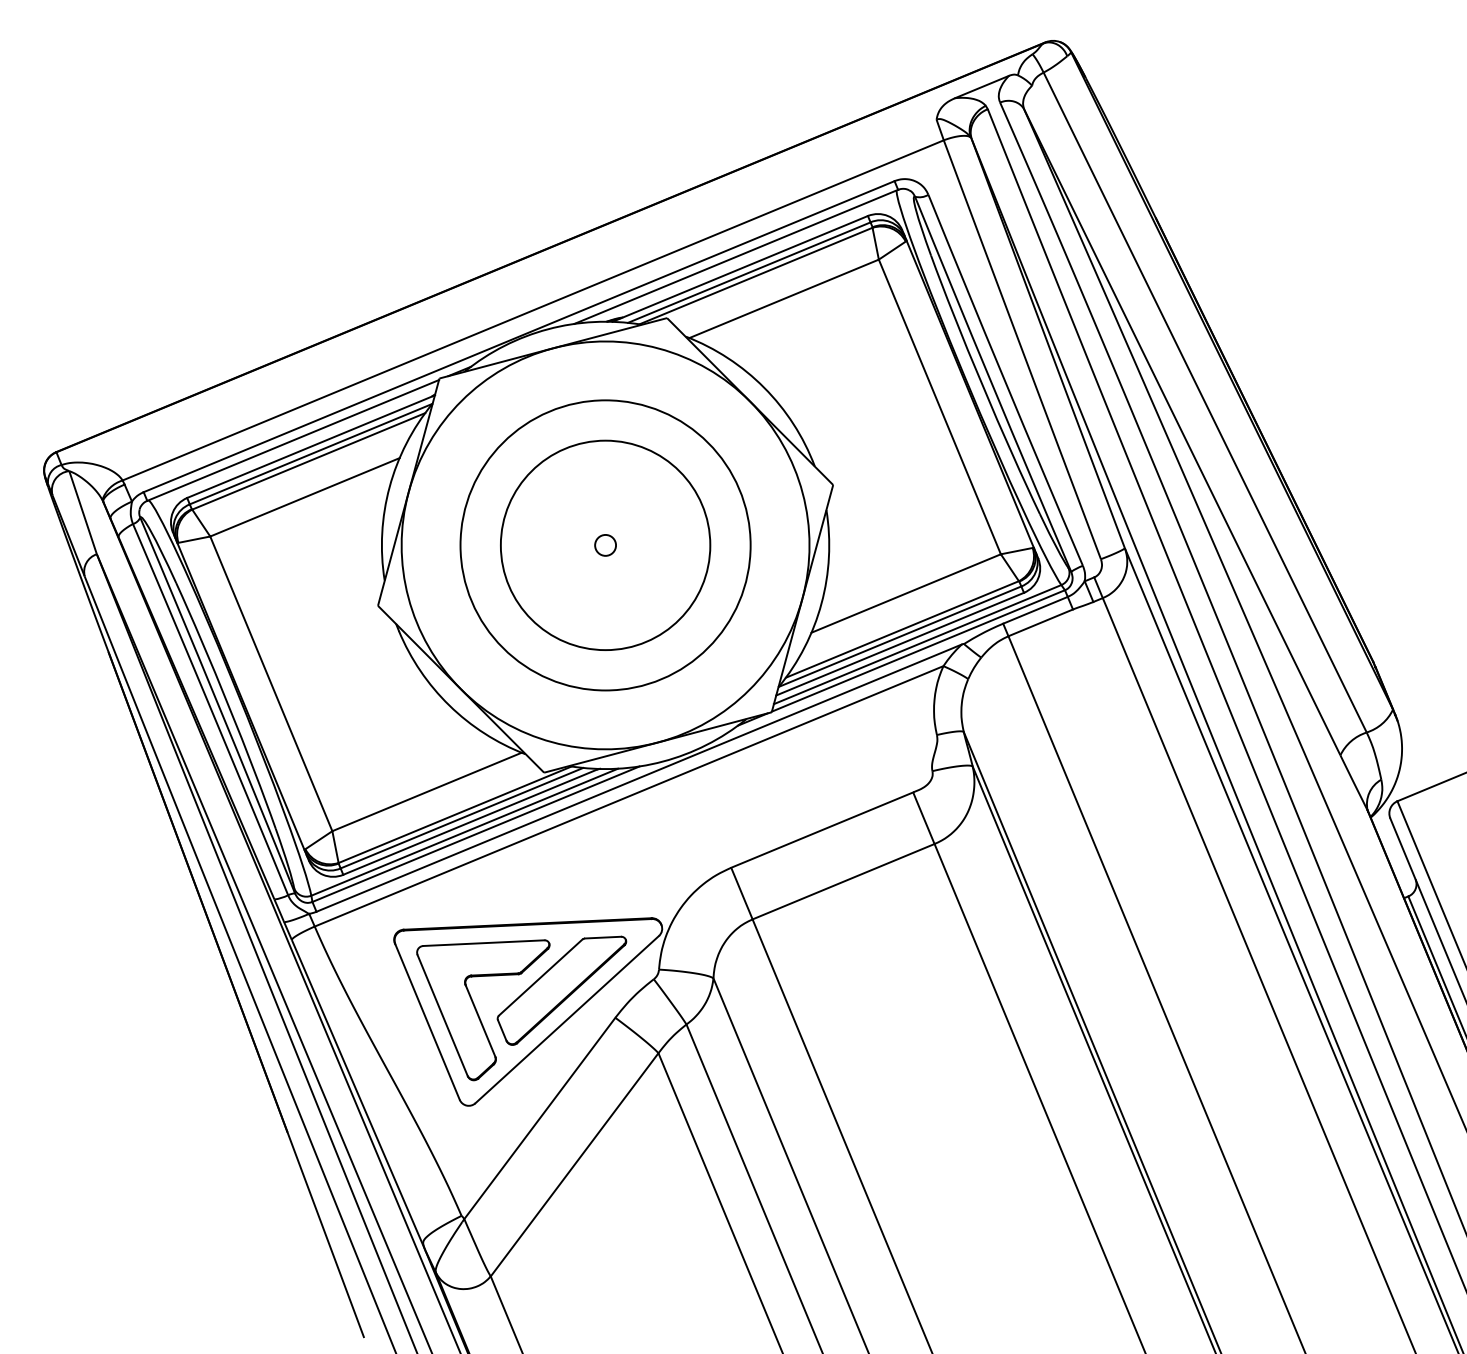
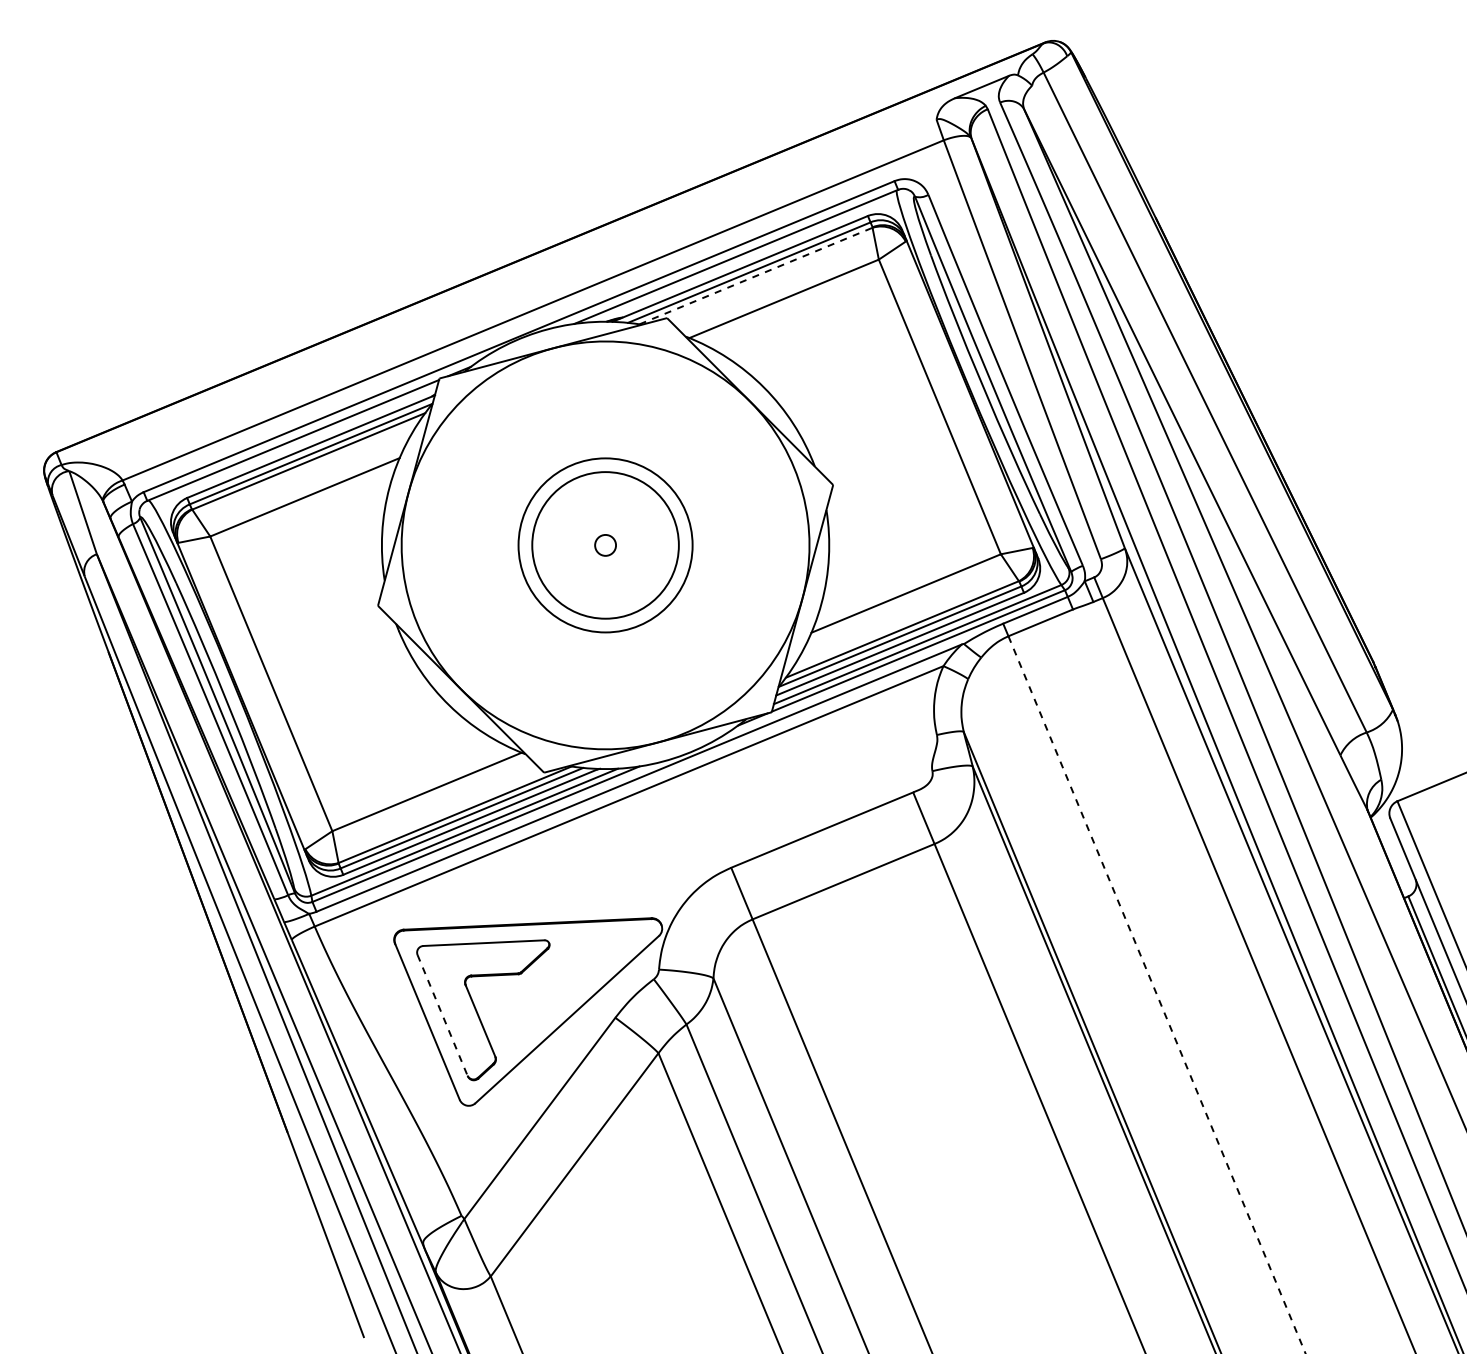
line: solid -> dashed (756, 275)
circle diameter: 209 px -> 147 px (605, 545)
circle diameter: 290 px -> 174 px (605, 545)
part: present -> none (561, 990)
line: solid -> dashed (1156, 994)
line: solid -> dashed (442, 1015)
